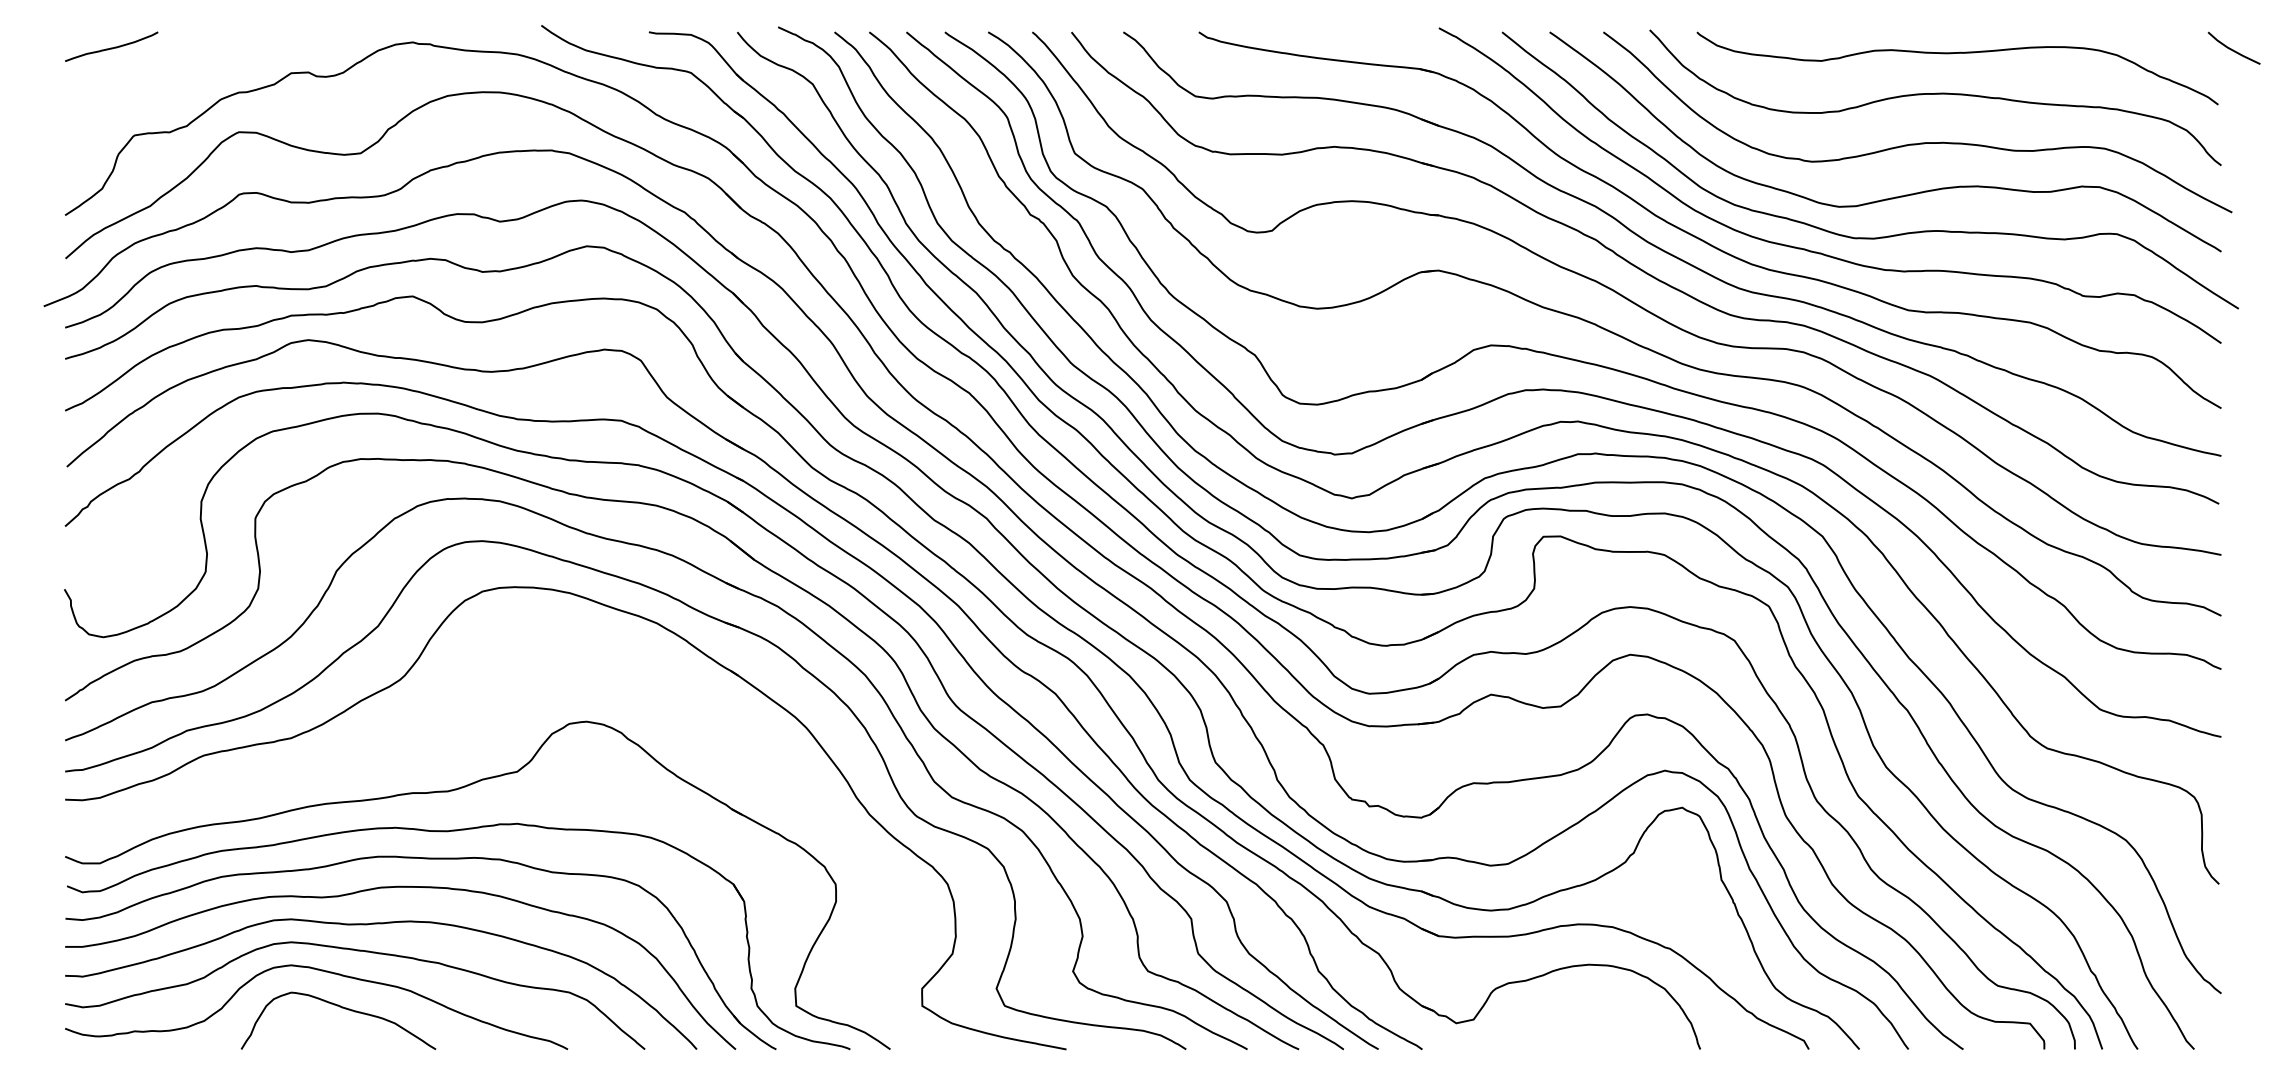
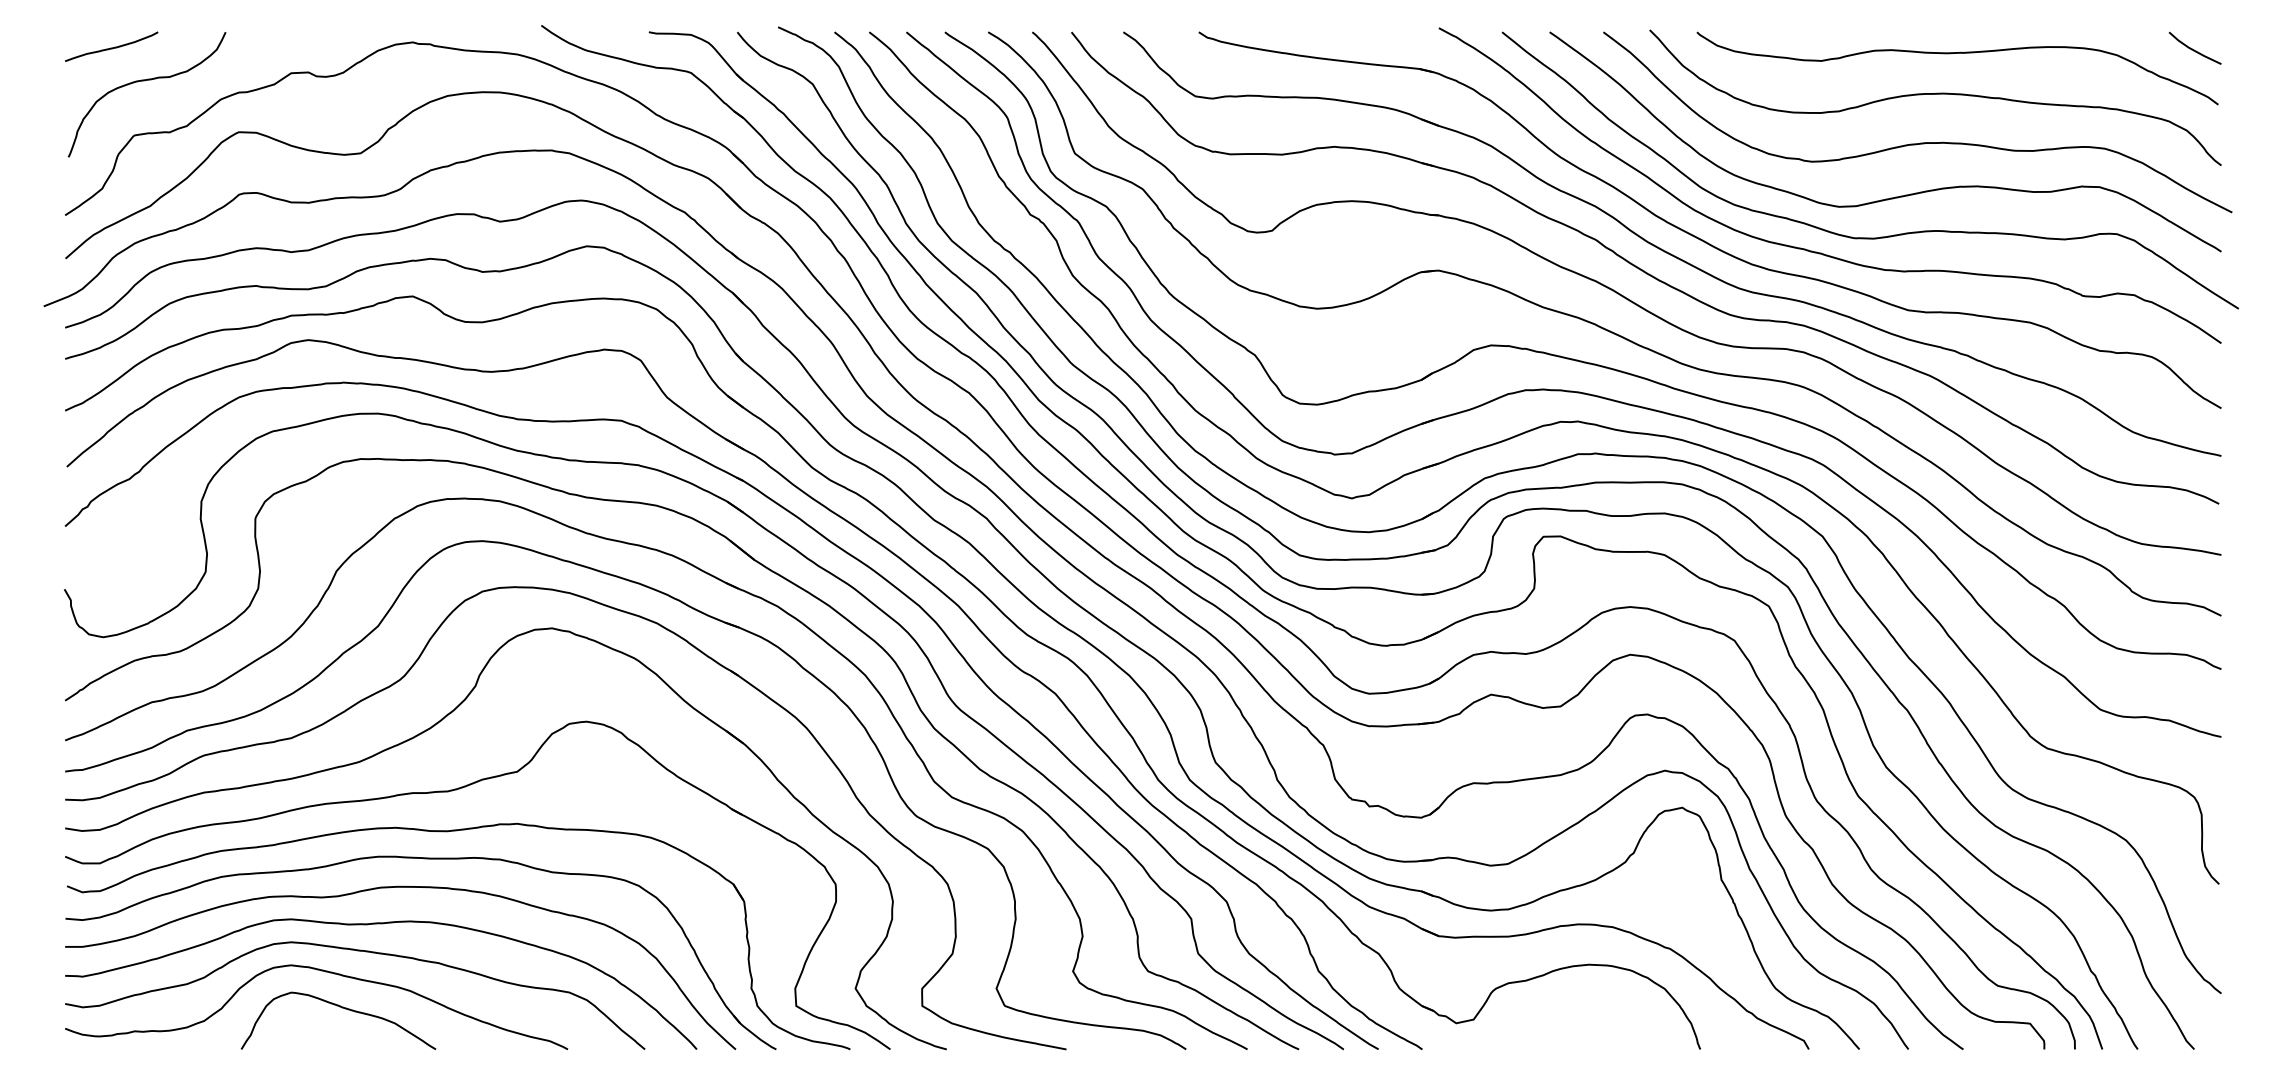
line position: (2233, 49) -> (2194, 49) (2194, 49)
curve: none -> present (144, 81)
part: none -> present (433, 727)
